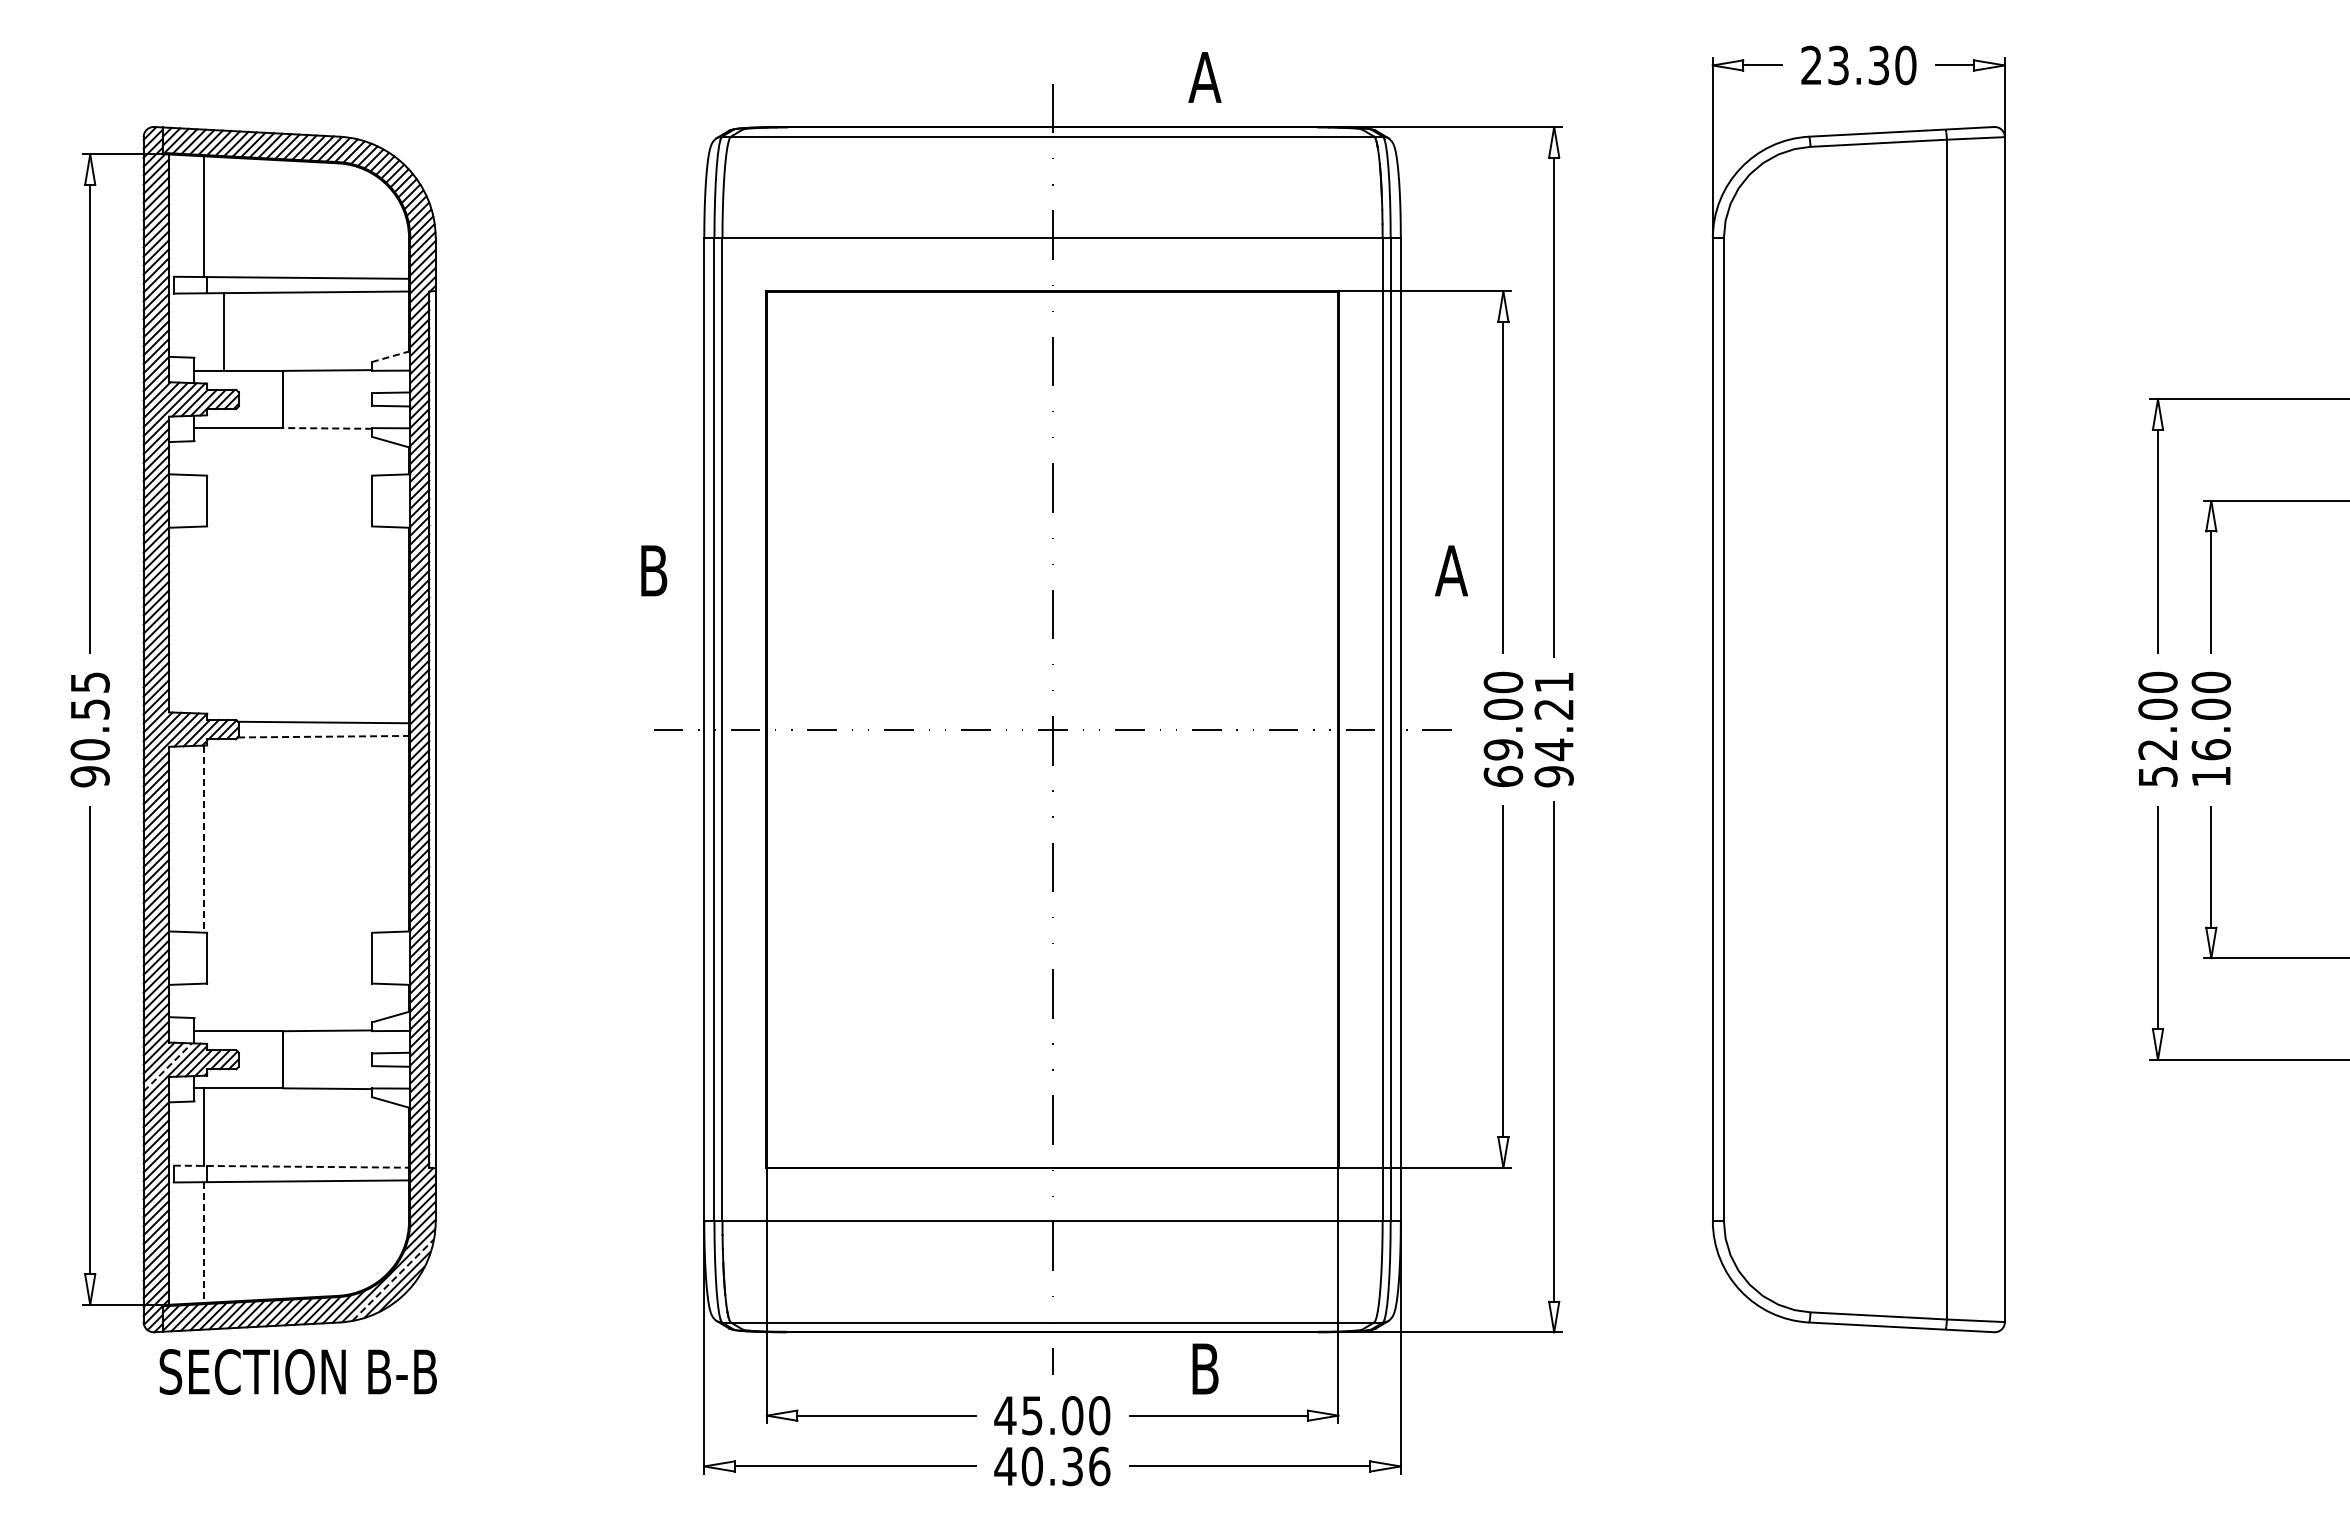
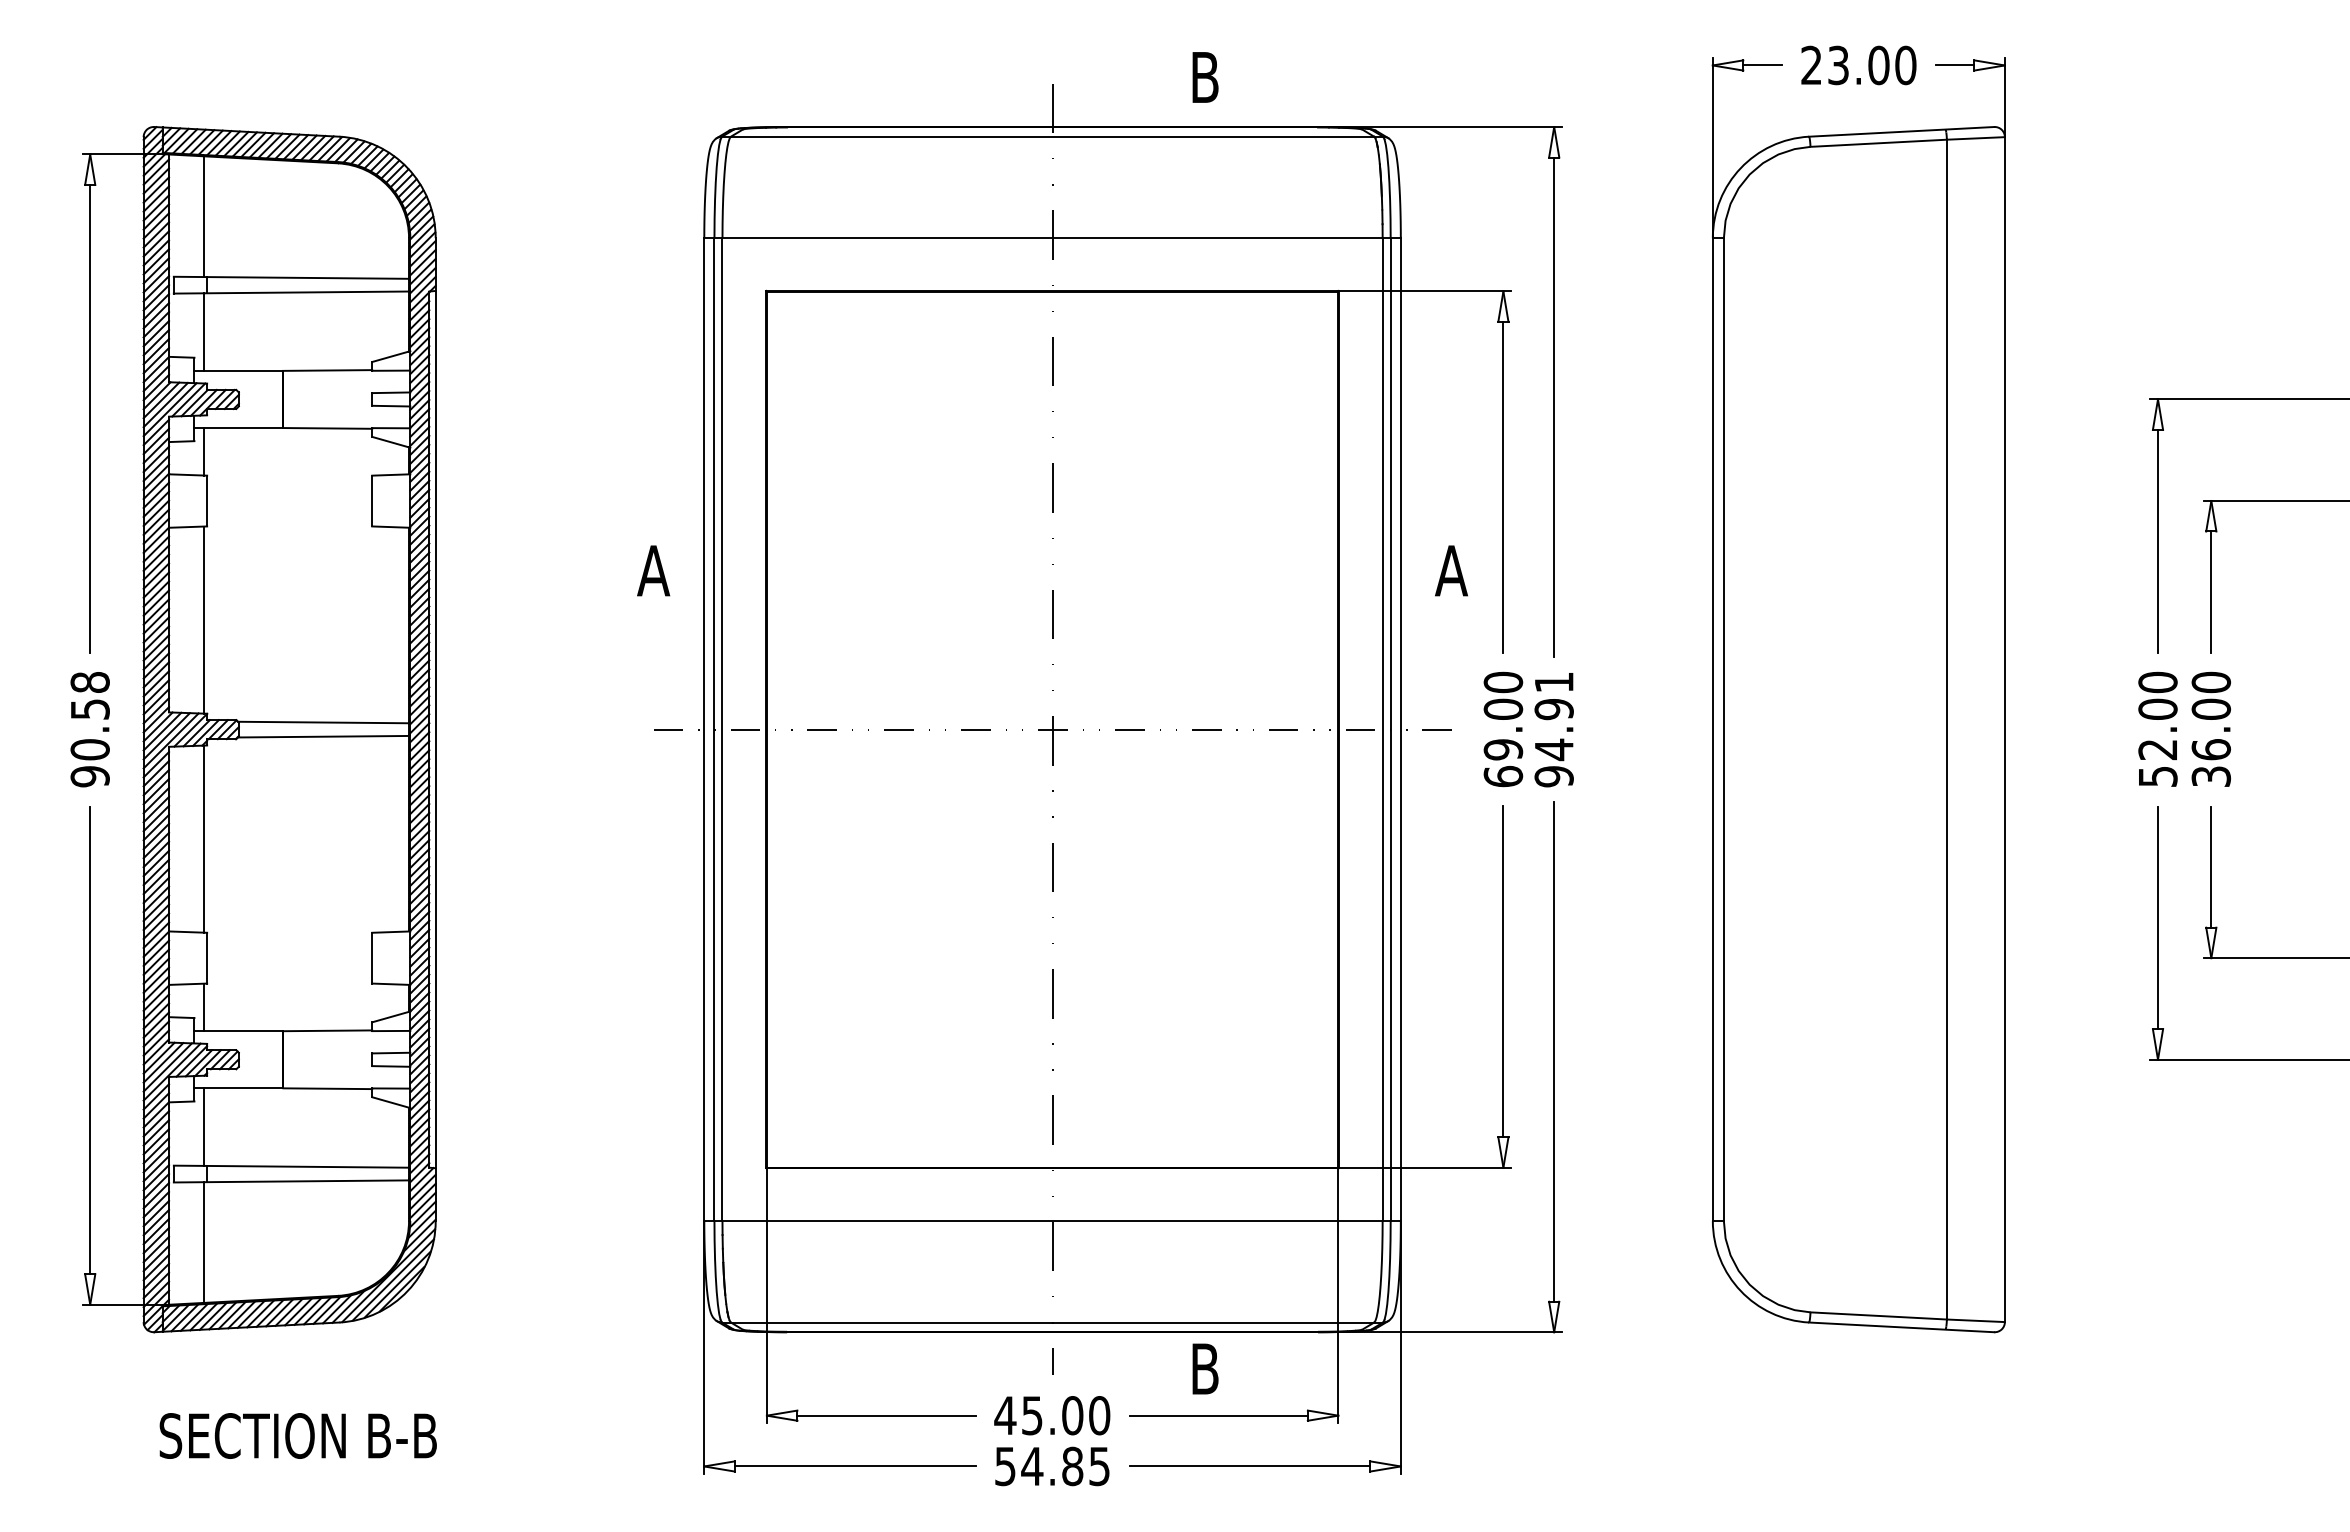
text: 23.30 -> 23.00 (1878, 65)
text: A -> B (1204, 77)
line position: (223, 331) -> (203, 331) (203, 331)
line: dashed -> solid (391, 356)
line: dashed -> solid (327, 428)
line: none -> present (203, 451)
text: B -> A (653, 570)
line: none -> present (203, 619)
text: 90.55 -> 90.58 (89, 682)
text: 94.21 -> 94.91 (1553, 709)
line: dashed -> solid (323, 736)
text: 16.00 -> 36.00 (2211, 776)
line: dashed -> solid (203, 839)
line: none -> present (203, 1007)
line: dashed -> solid (168, 1067)
line: dashed -> solid (291, 1166)
line: dashed -> solid (203, 1243)
line: dashed -> solid (393, 1279)
text position: (297, 1371) -> (297, 1435) (297, 1435)
text: 40.36 -> 54.85 (1052, 1466)
